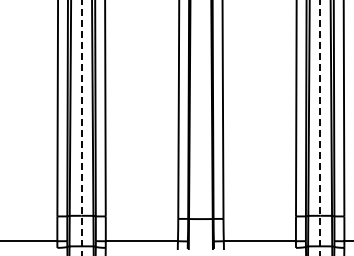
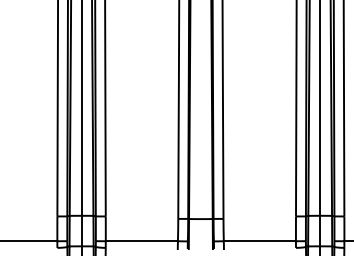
line: dashed -> solid (81, 128)
line: dashed -> solid (320, 128)
